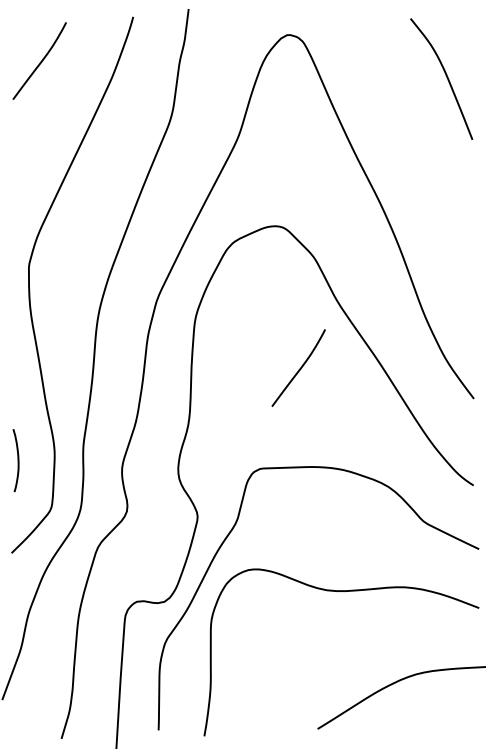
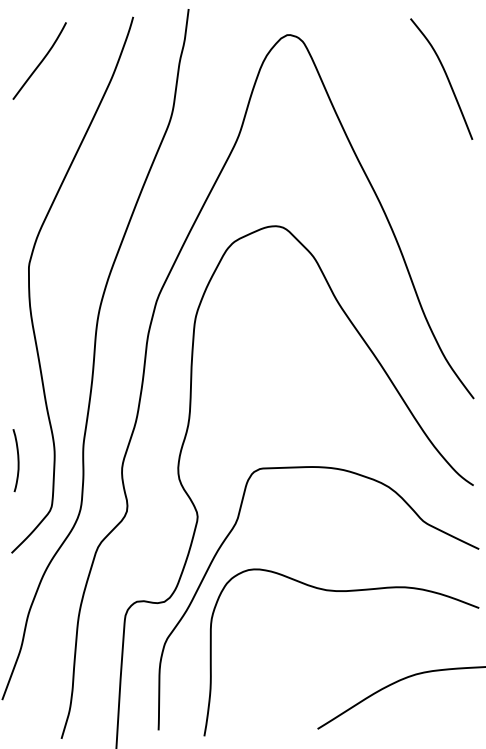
curve: present -> none (299, 368)
